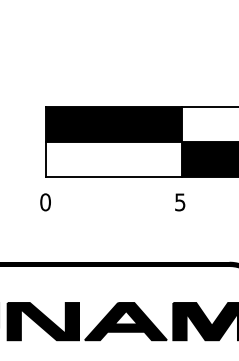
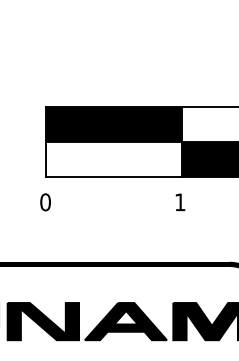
text: 5 -> 1 (180, 202)
